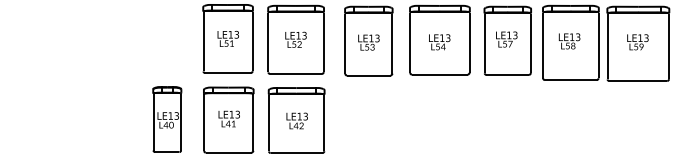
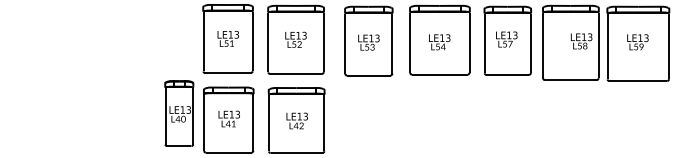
text position: (569, 41) -> (581, 41) (581, 41)
part position: (167, 119) -> (179, 113) (179, 113)
